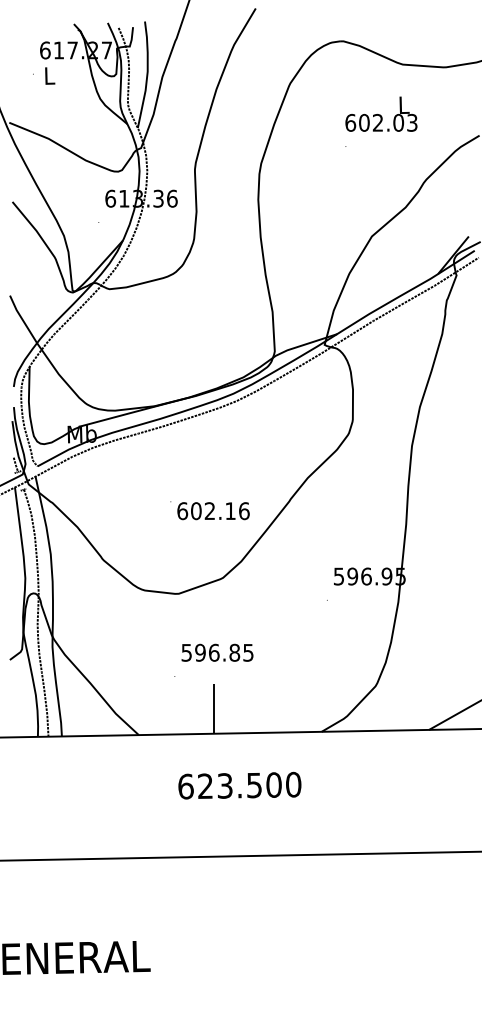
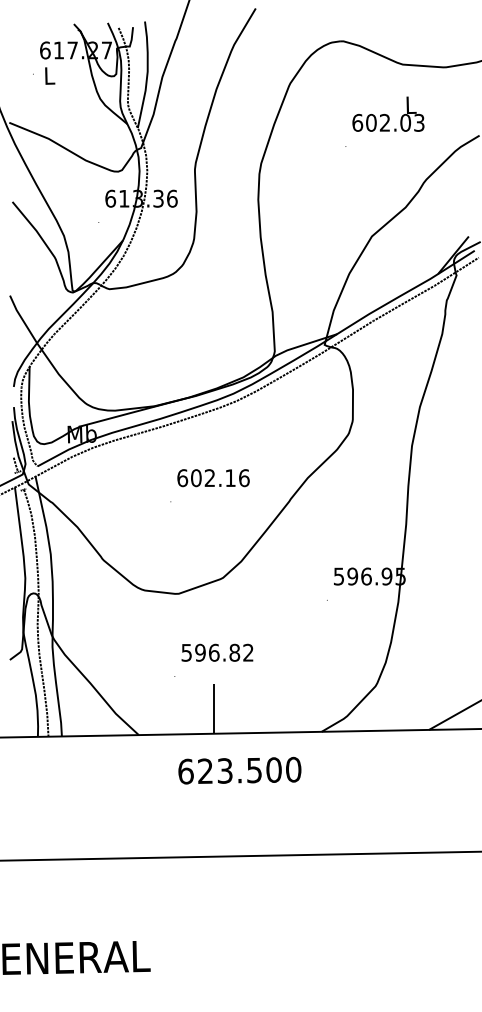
text position: (381, 113) -> (388, 113) (388, 113)
text position: (213, 511) -> (213, 478) (213, 478)
text: 596.85 -> 596.82 (248, 652)
text position: (239, 785) -> (239, 770) (239, 770)
